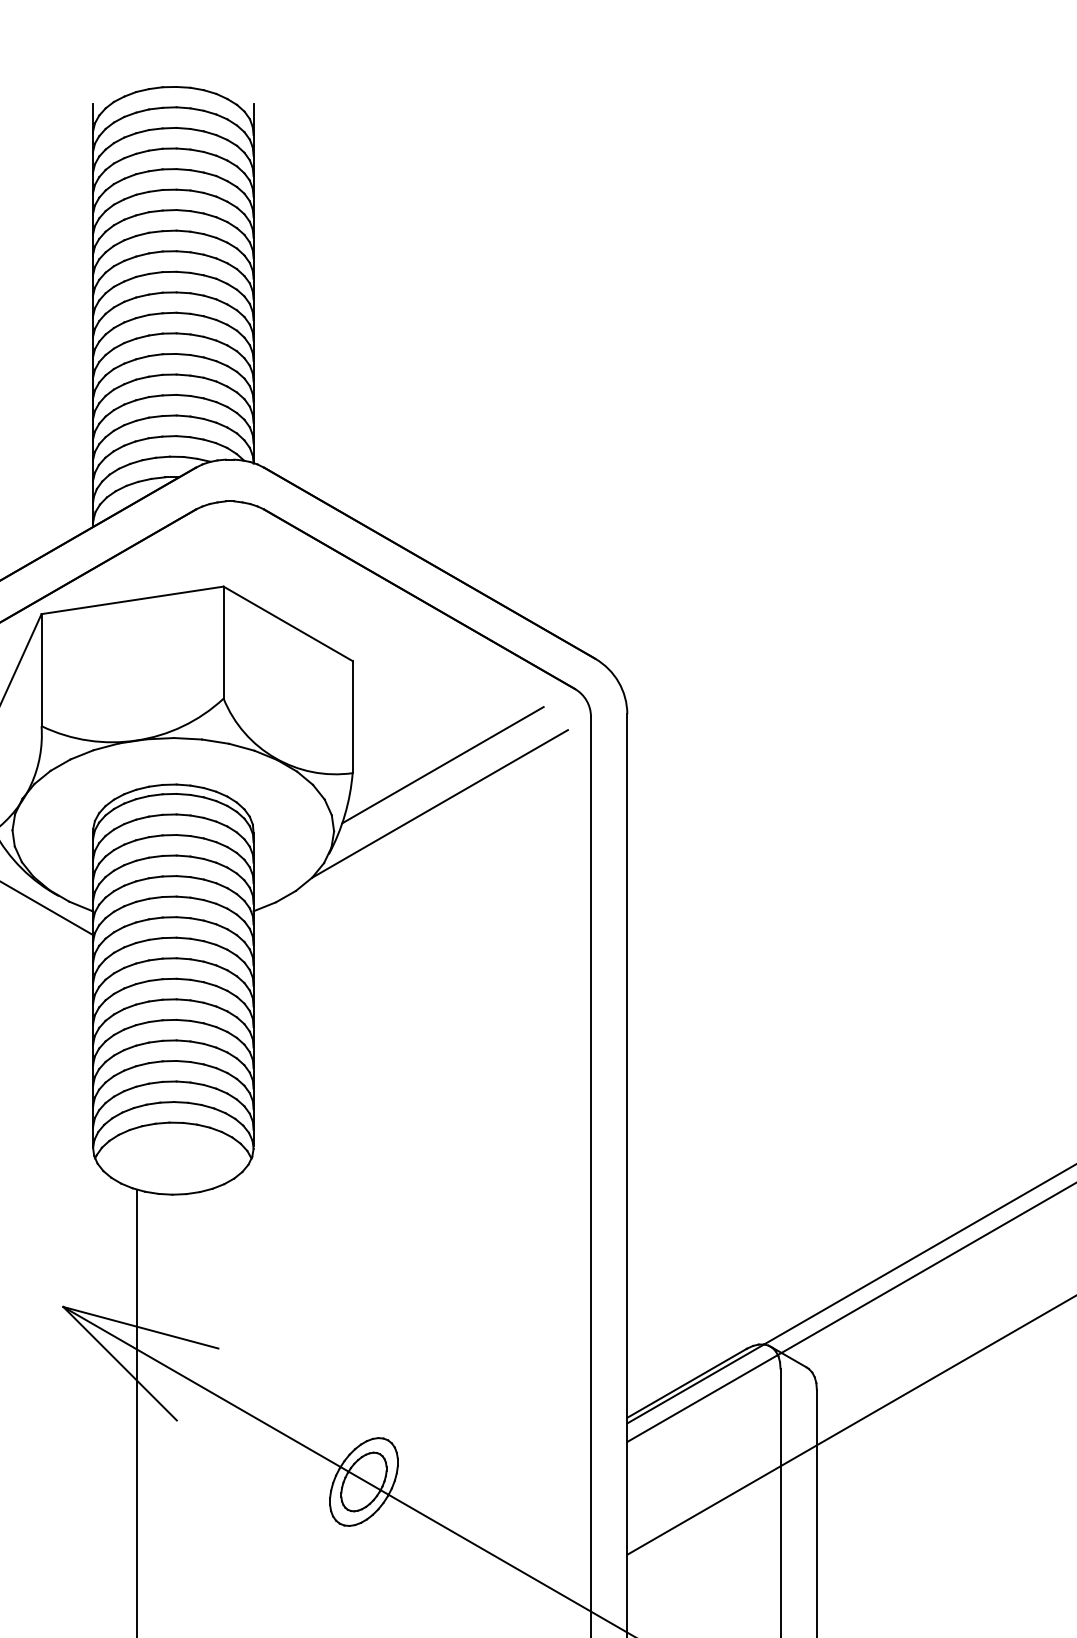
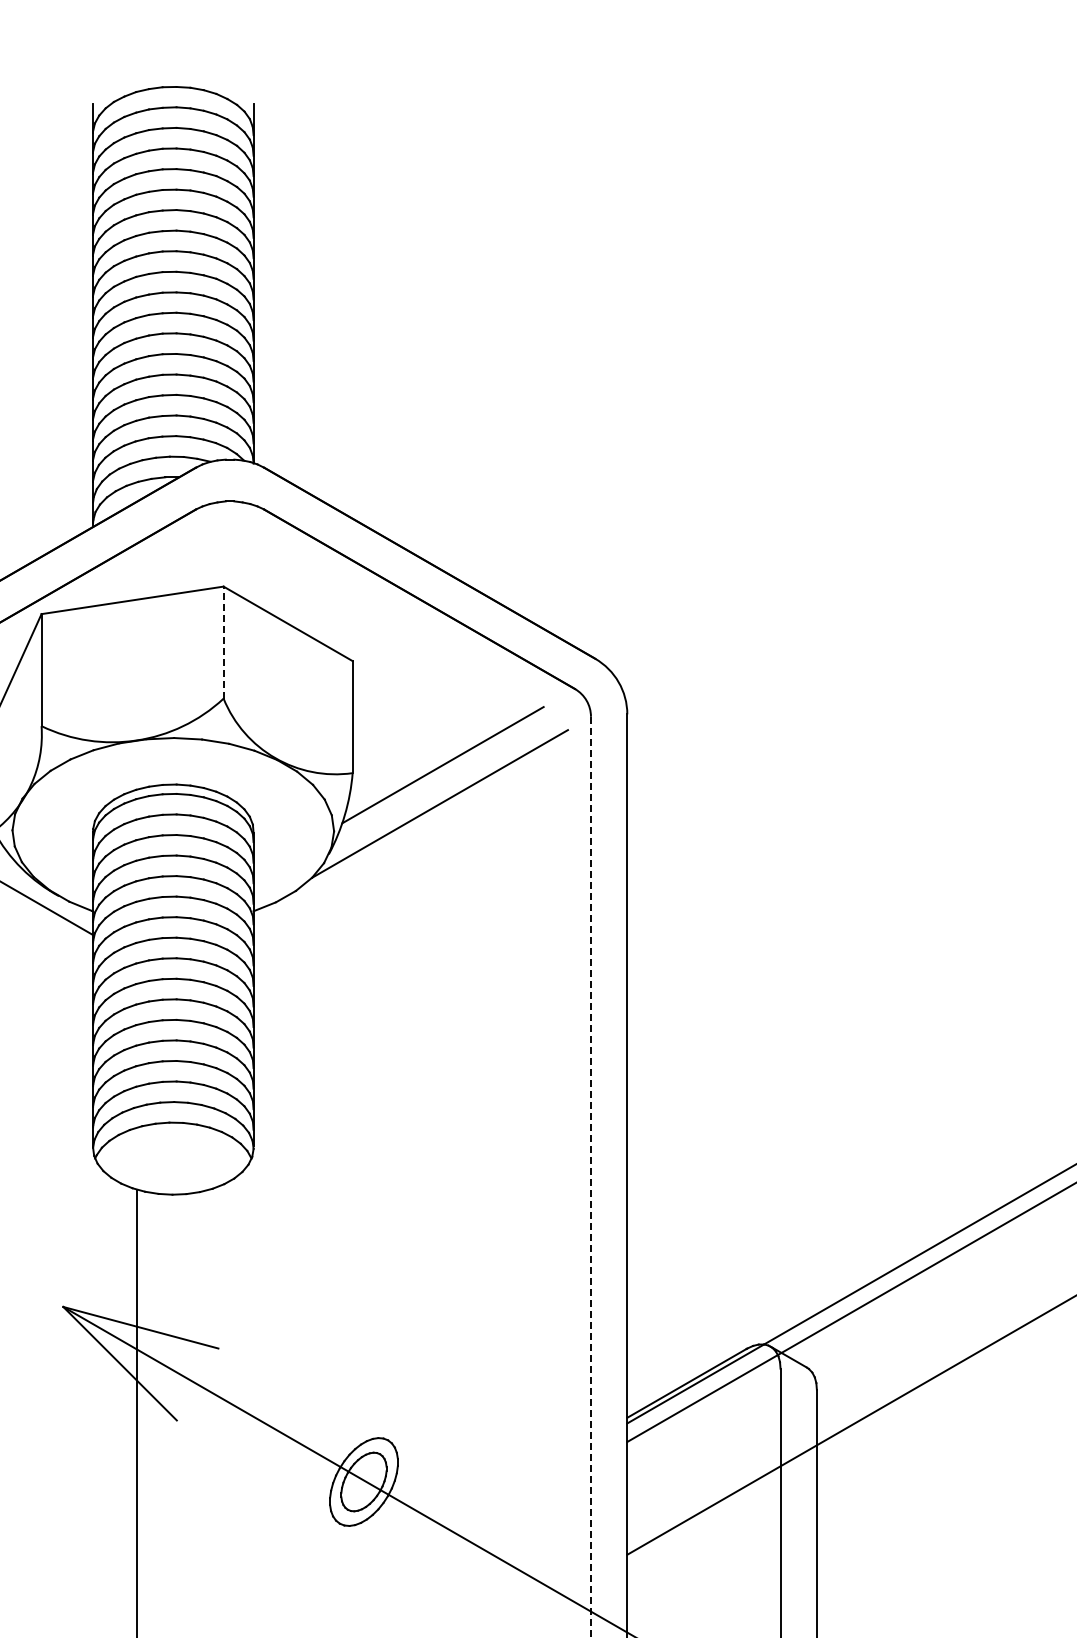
line: solid -> dashed (223, 642)
line: solid -> dashed (590, 1177)
